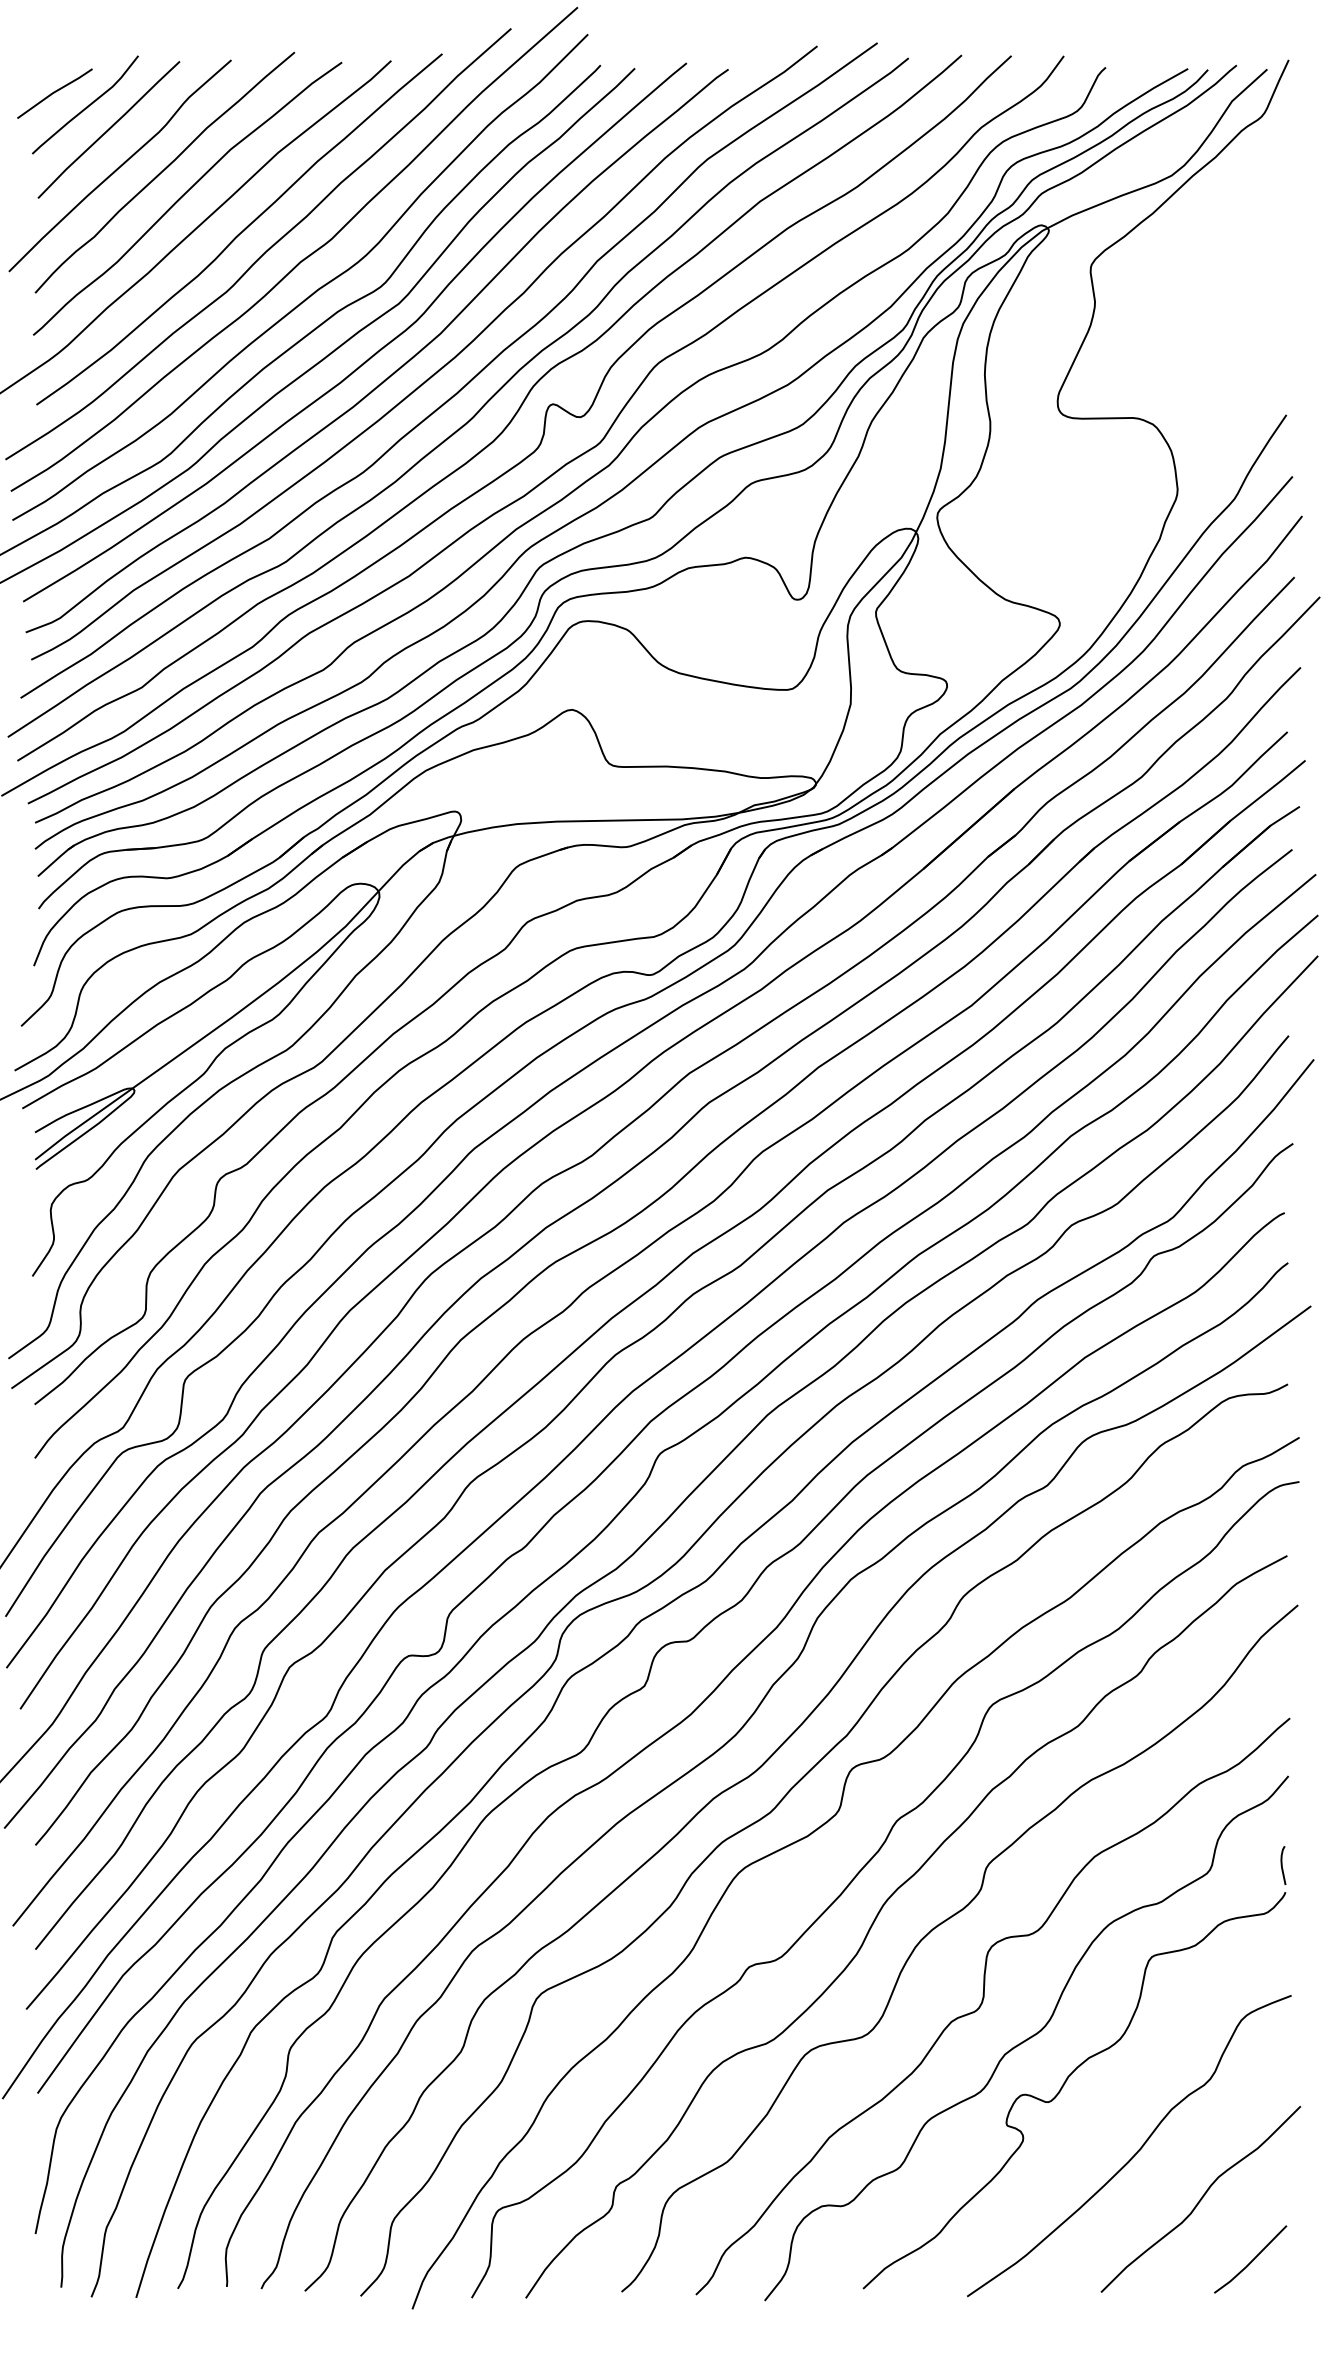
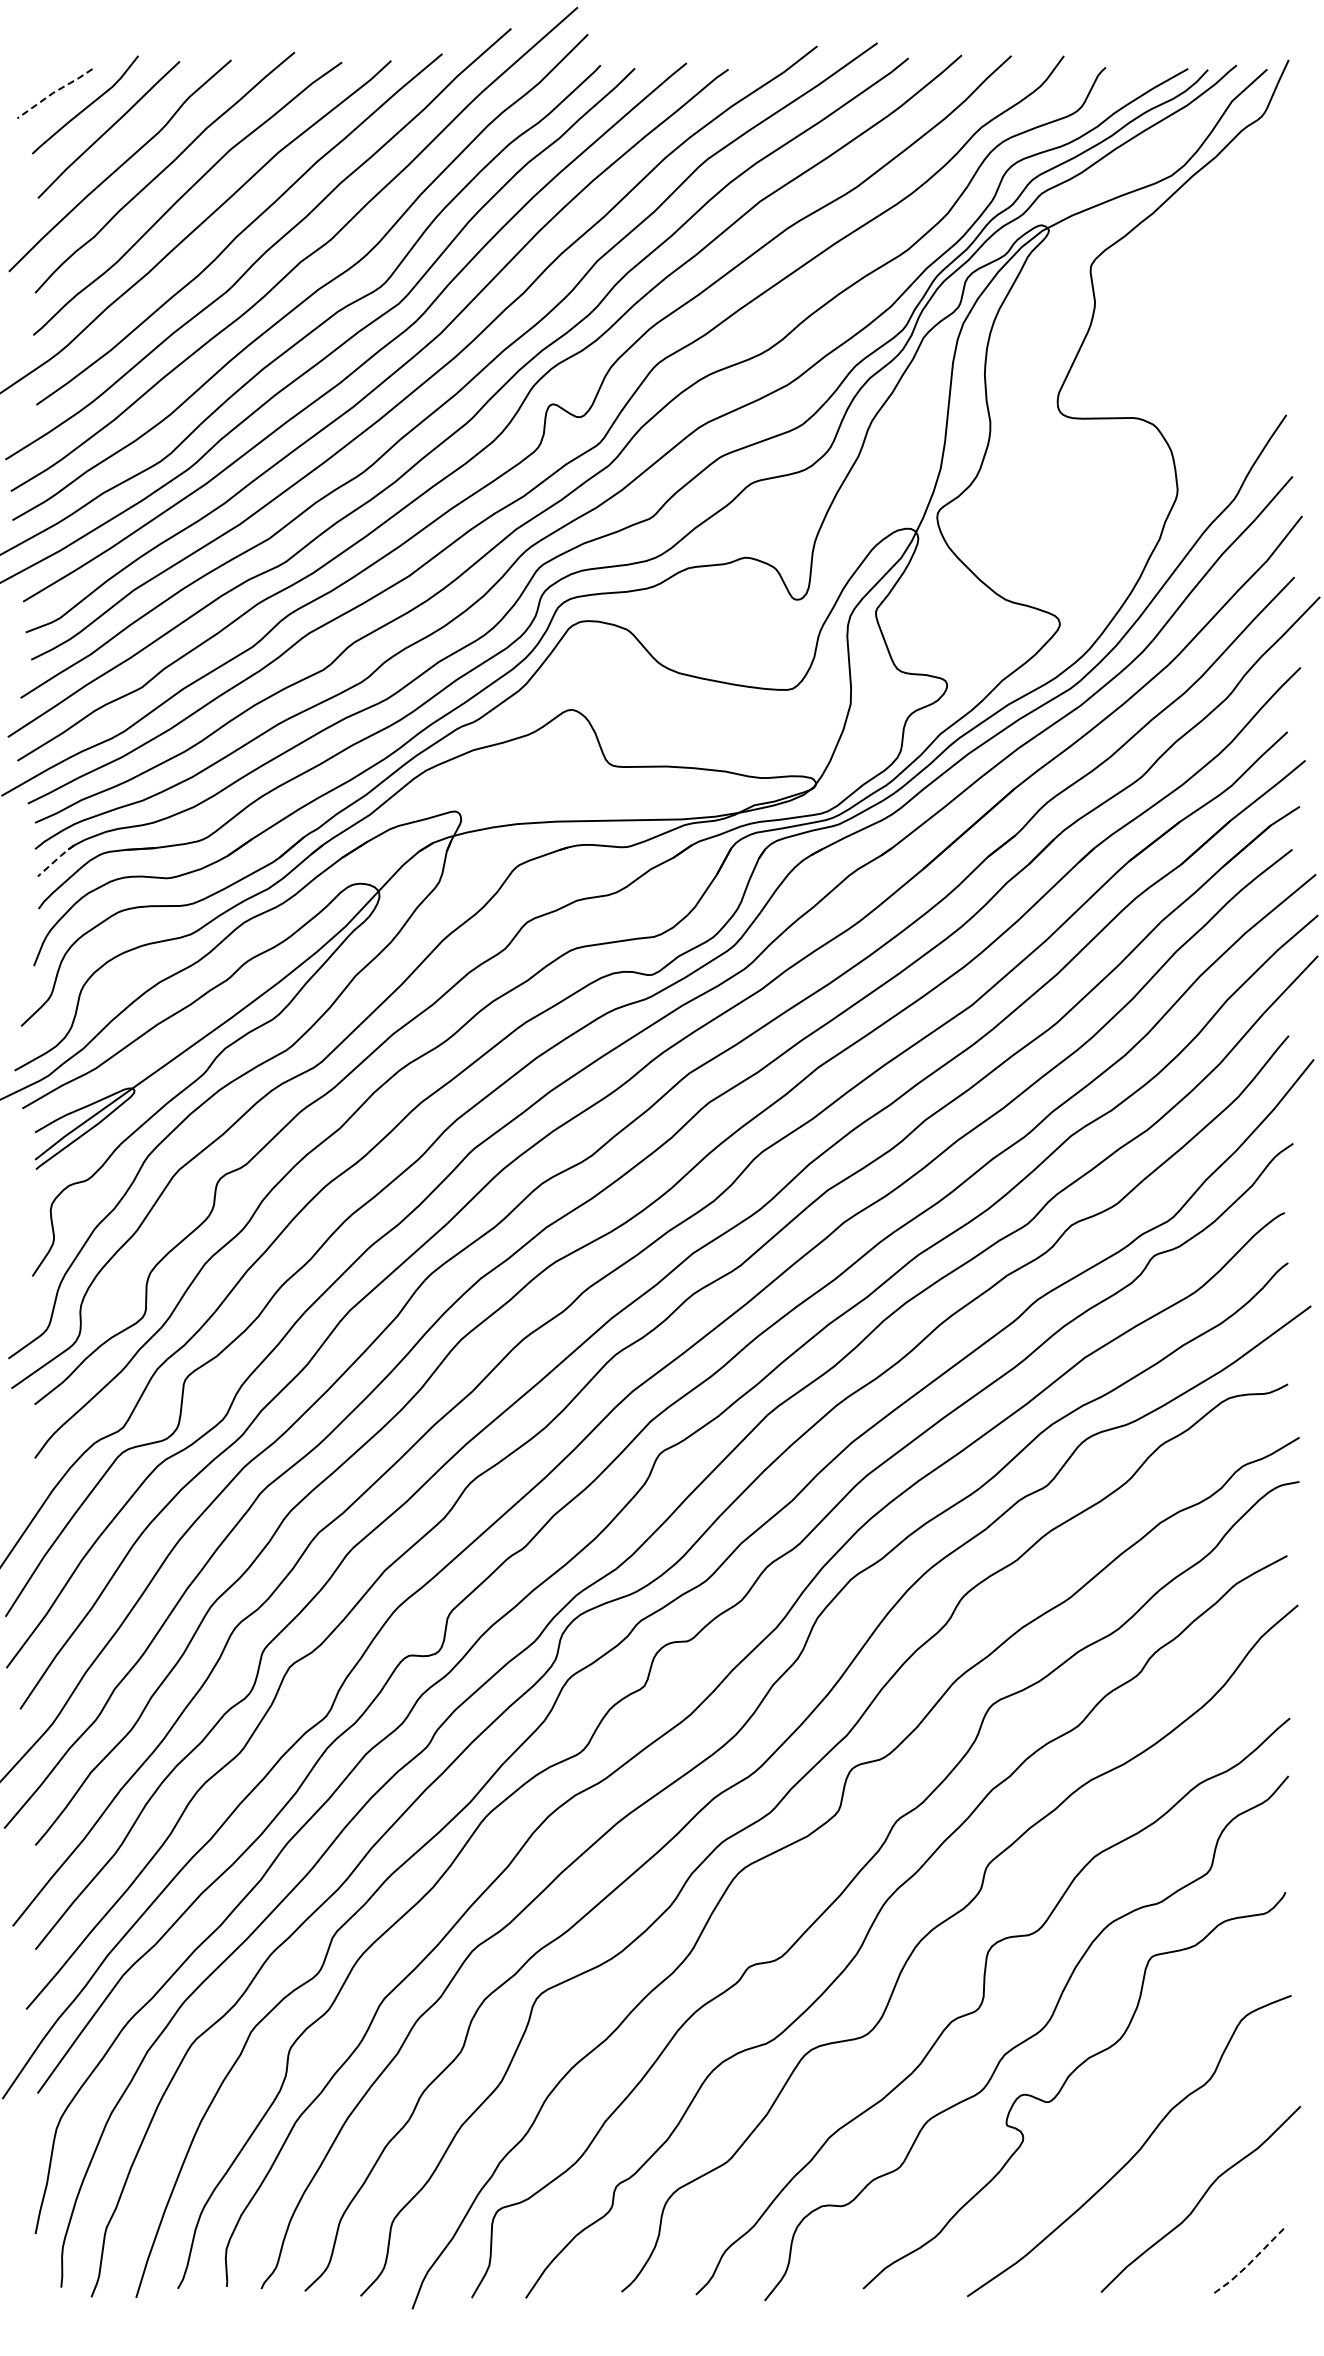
line: solid -> dashed (53, 92)
line: solid -> dashed (56, 859)
curve: present -> none (1282, 1865)
line: solid -> dashed (1251, 2261)
